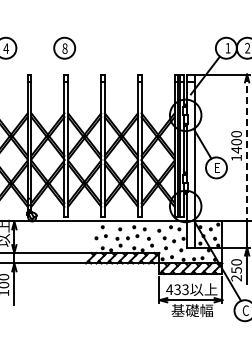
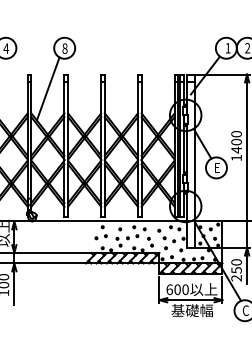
line: none -> present (47, 88)
line: dashed -> solid (247, 148)
text: 433 -> 600 (177, 289)
